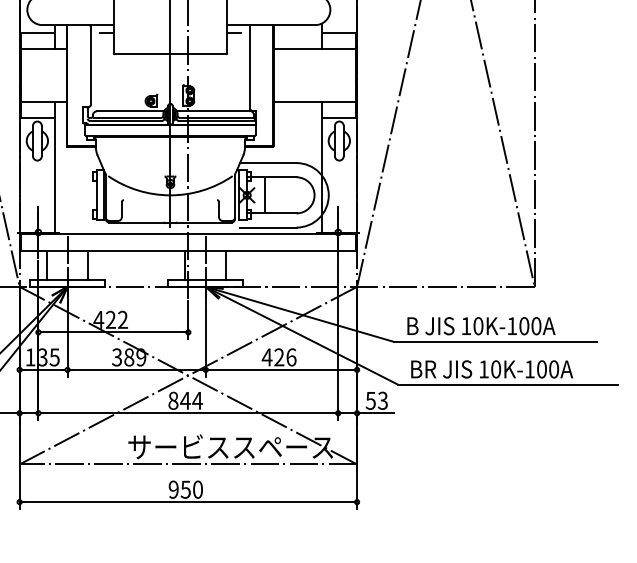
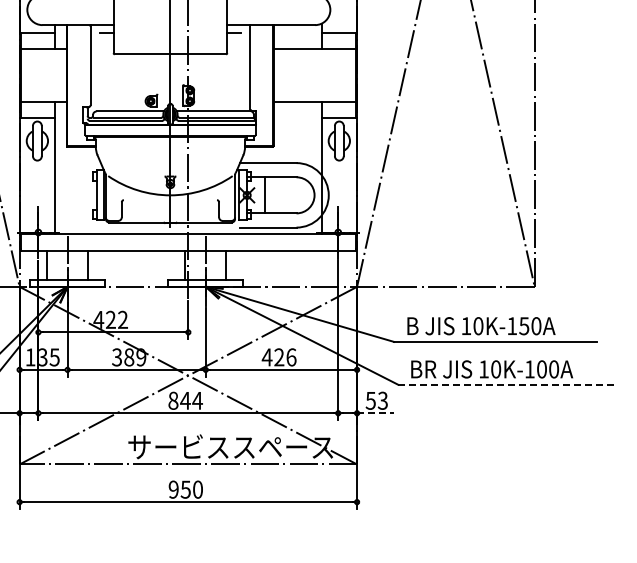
text: 10K-100A -> 10K-150A (524, 326)
line: solid -> dashed (507, 384)
line: solid -> dashed (375, 413)
